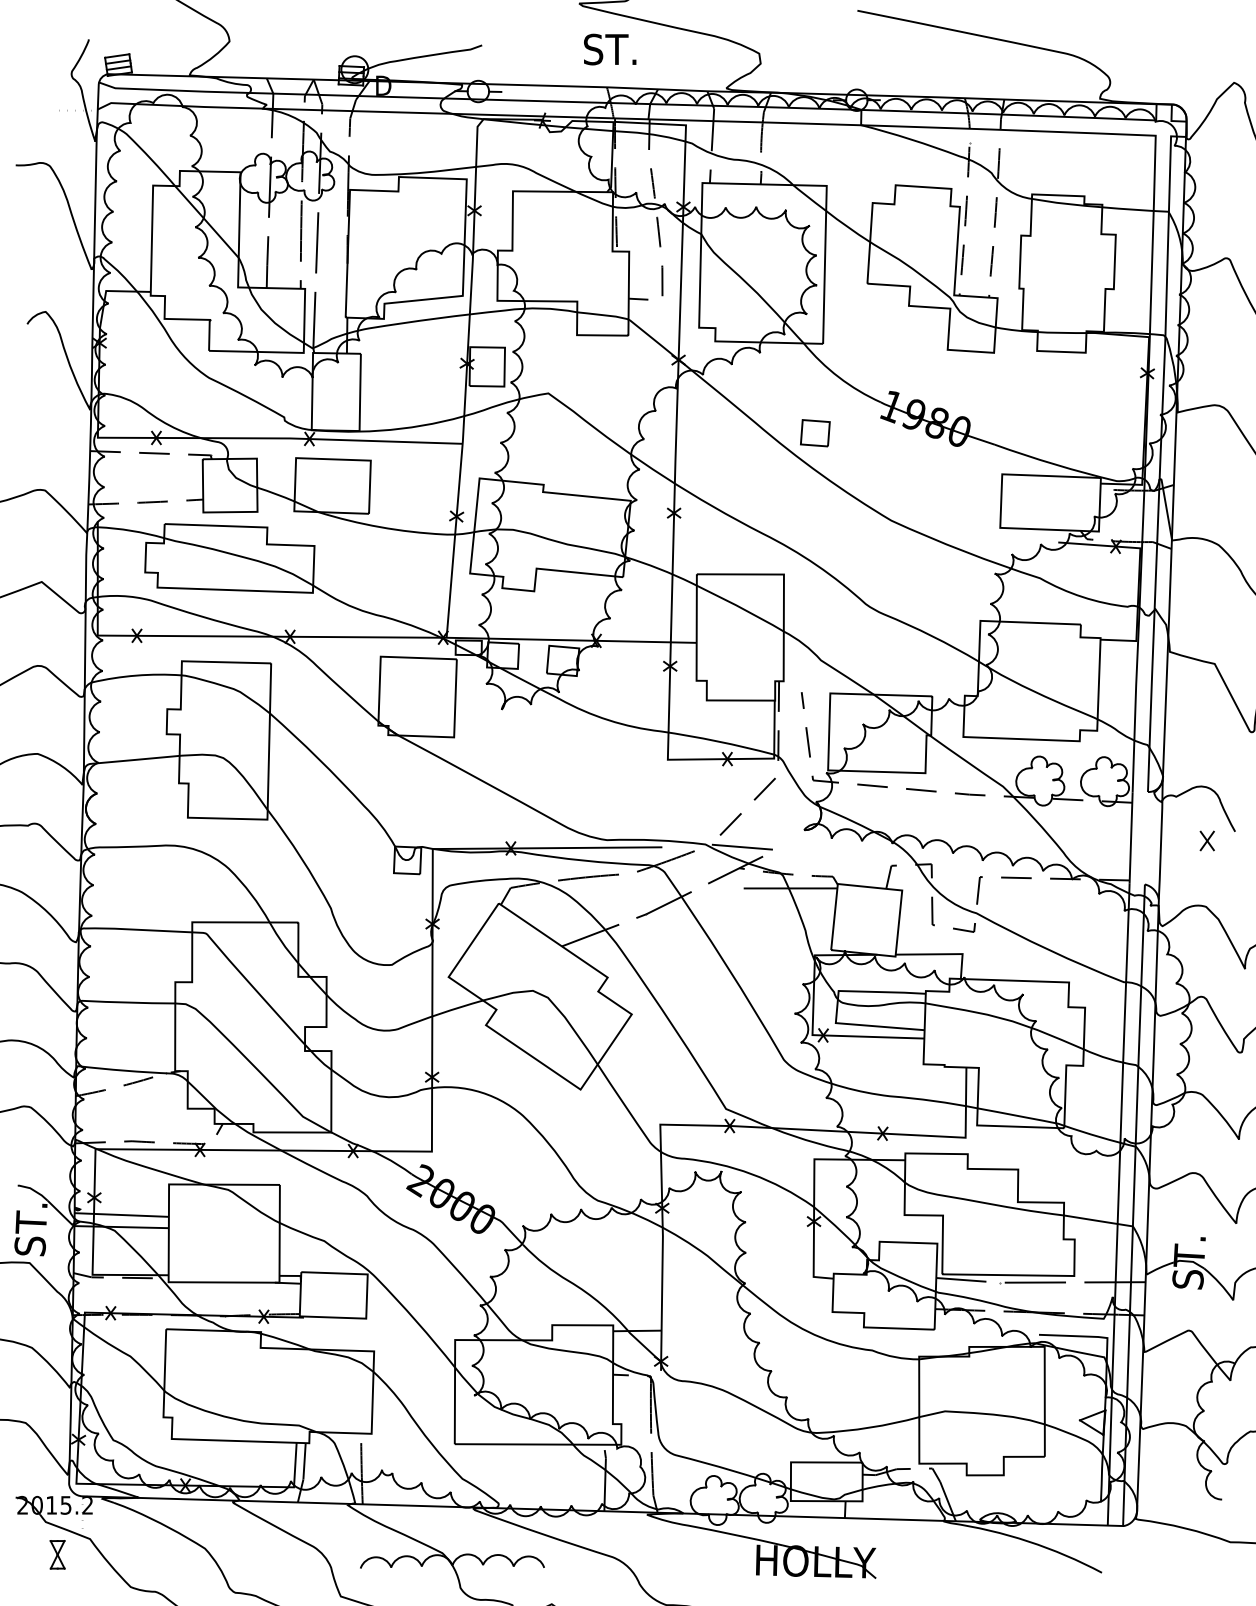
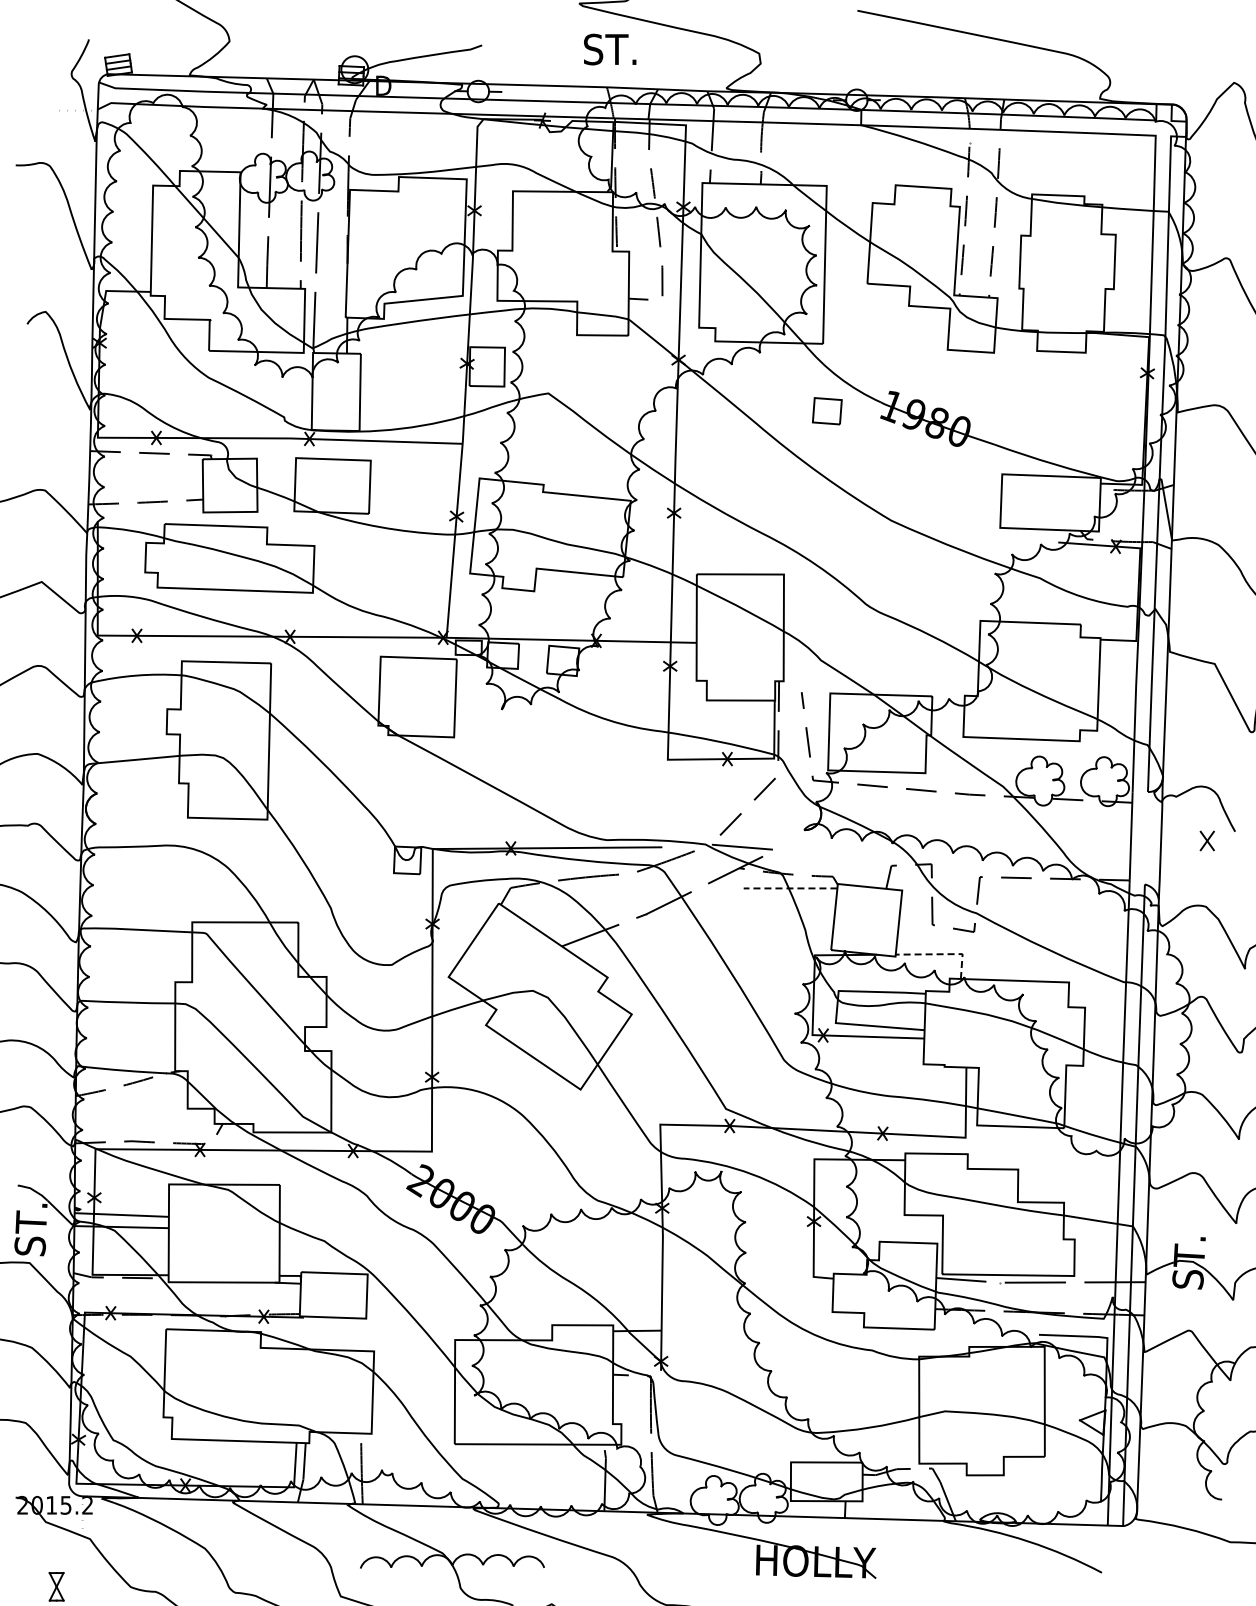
part position: (815, 433) -> (827, 411) (827, 411)
line: solid -> dashed (790, 888)
line: solid -> dashed (941, 954)
part position: (57, 1554) -> (56, 1586) (56, 1586)
